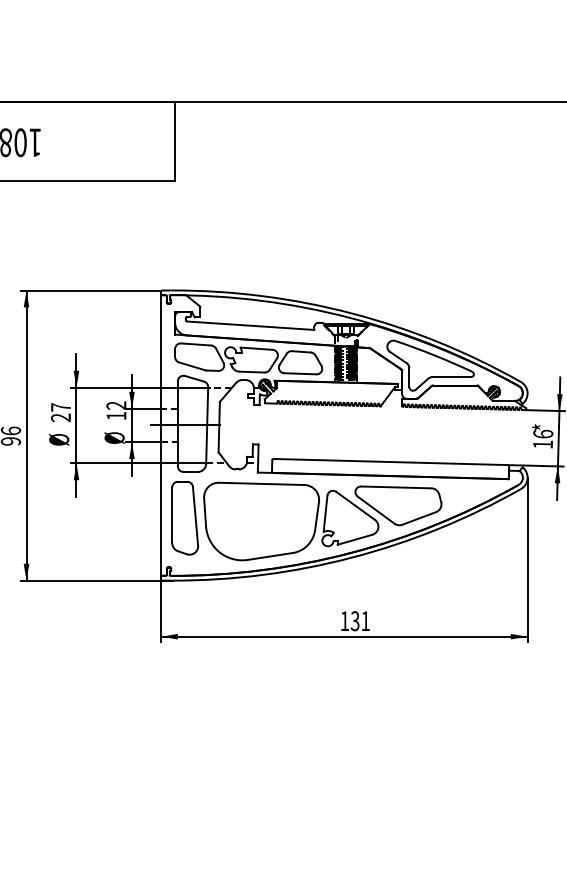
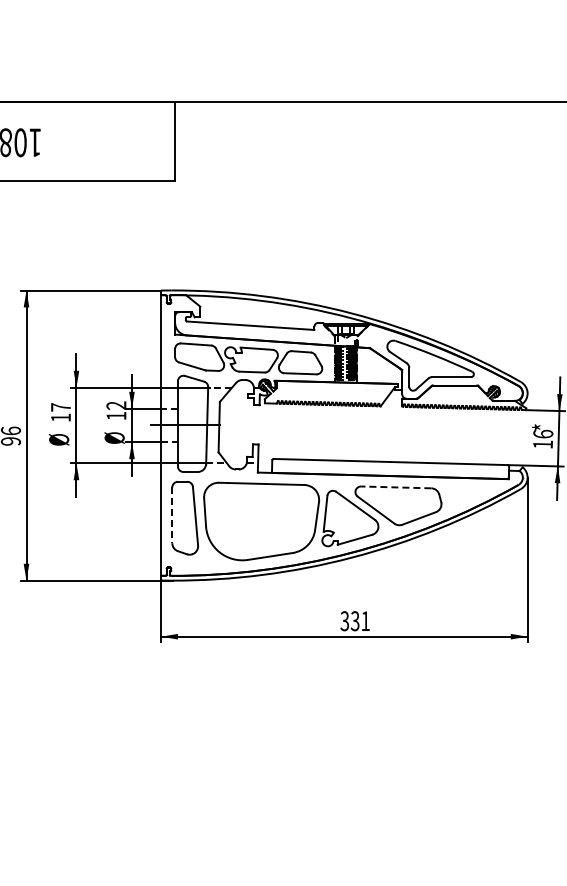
text: 27 -> 17 (60, 417)
line: solid -> dashed (395, 487)
line: solid -> dashed (172, 515)
text: 131 -> 331 (344, 621)
